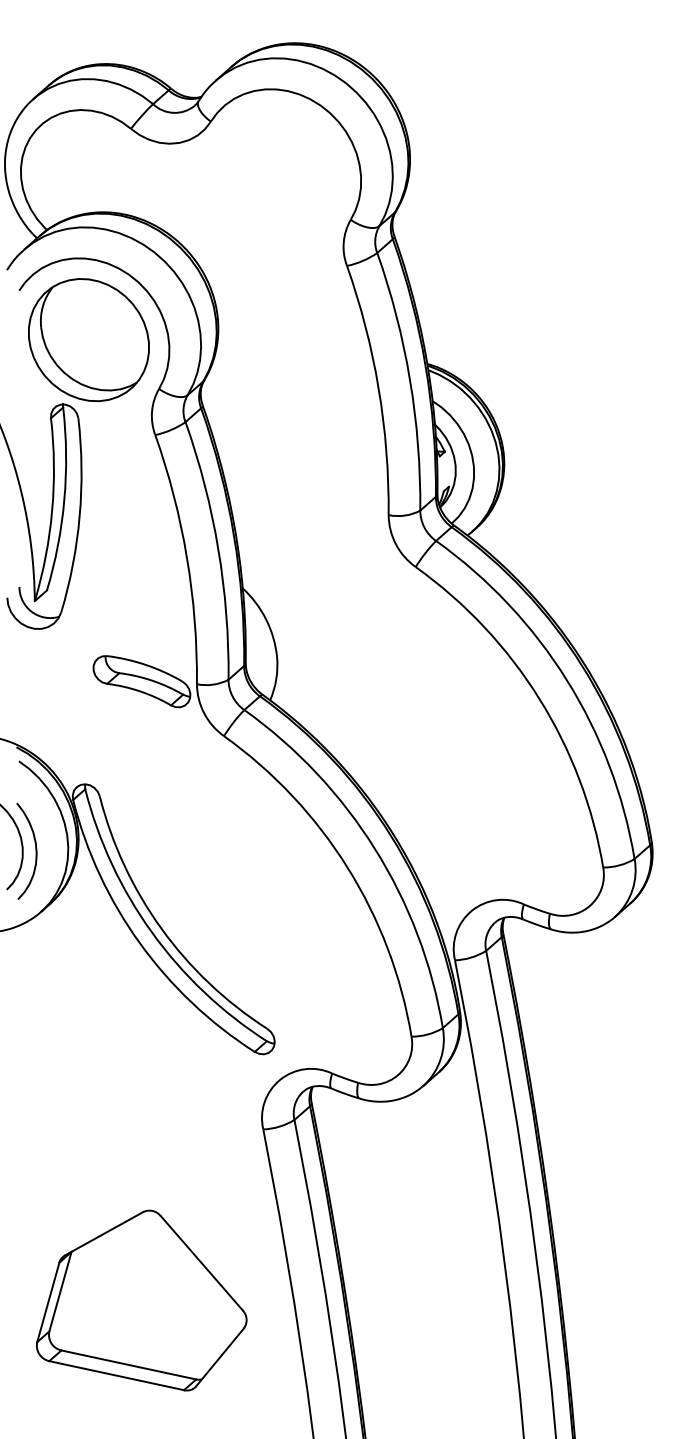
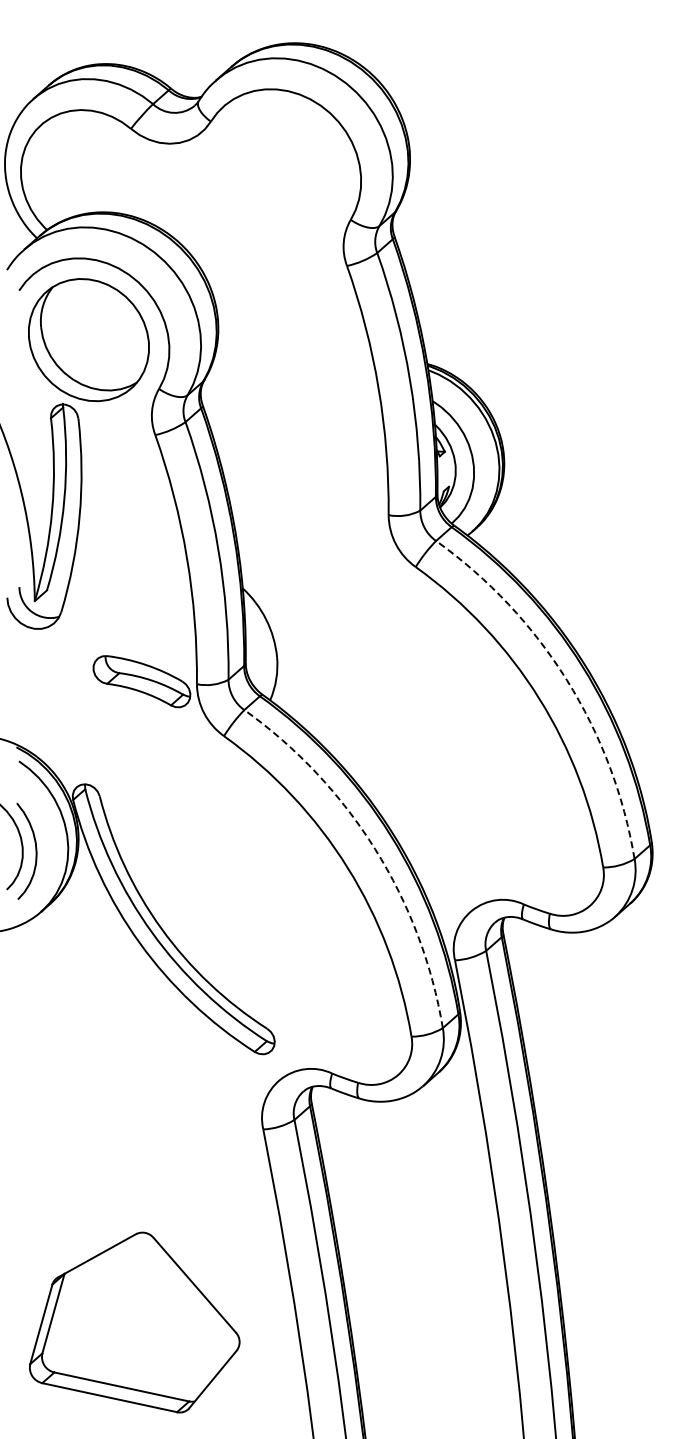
arc: solid -> dashed (566, 680)
arc: solid -> dashed (375, 849)
part position: (141, 1300) -> (134, 1322) (134, 1322)
